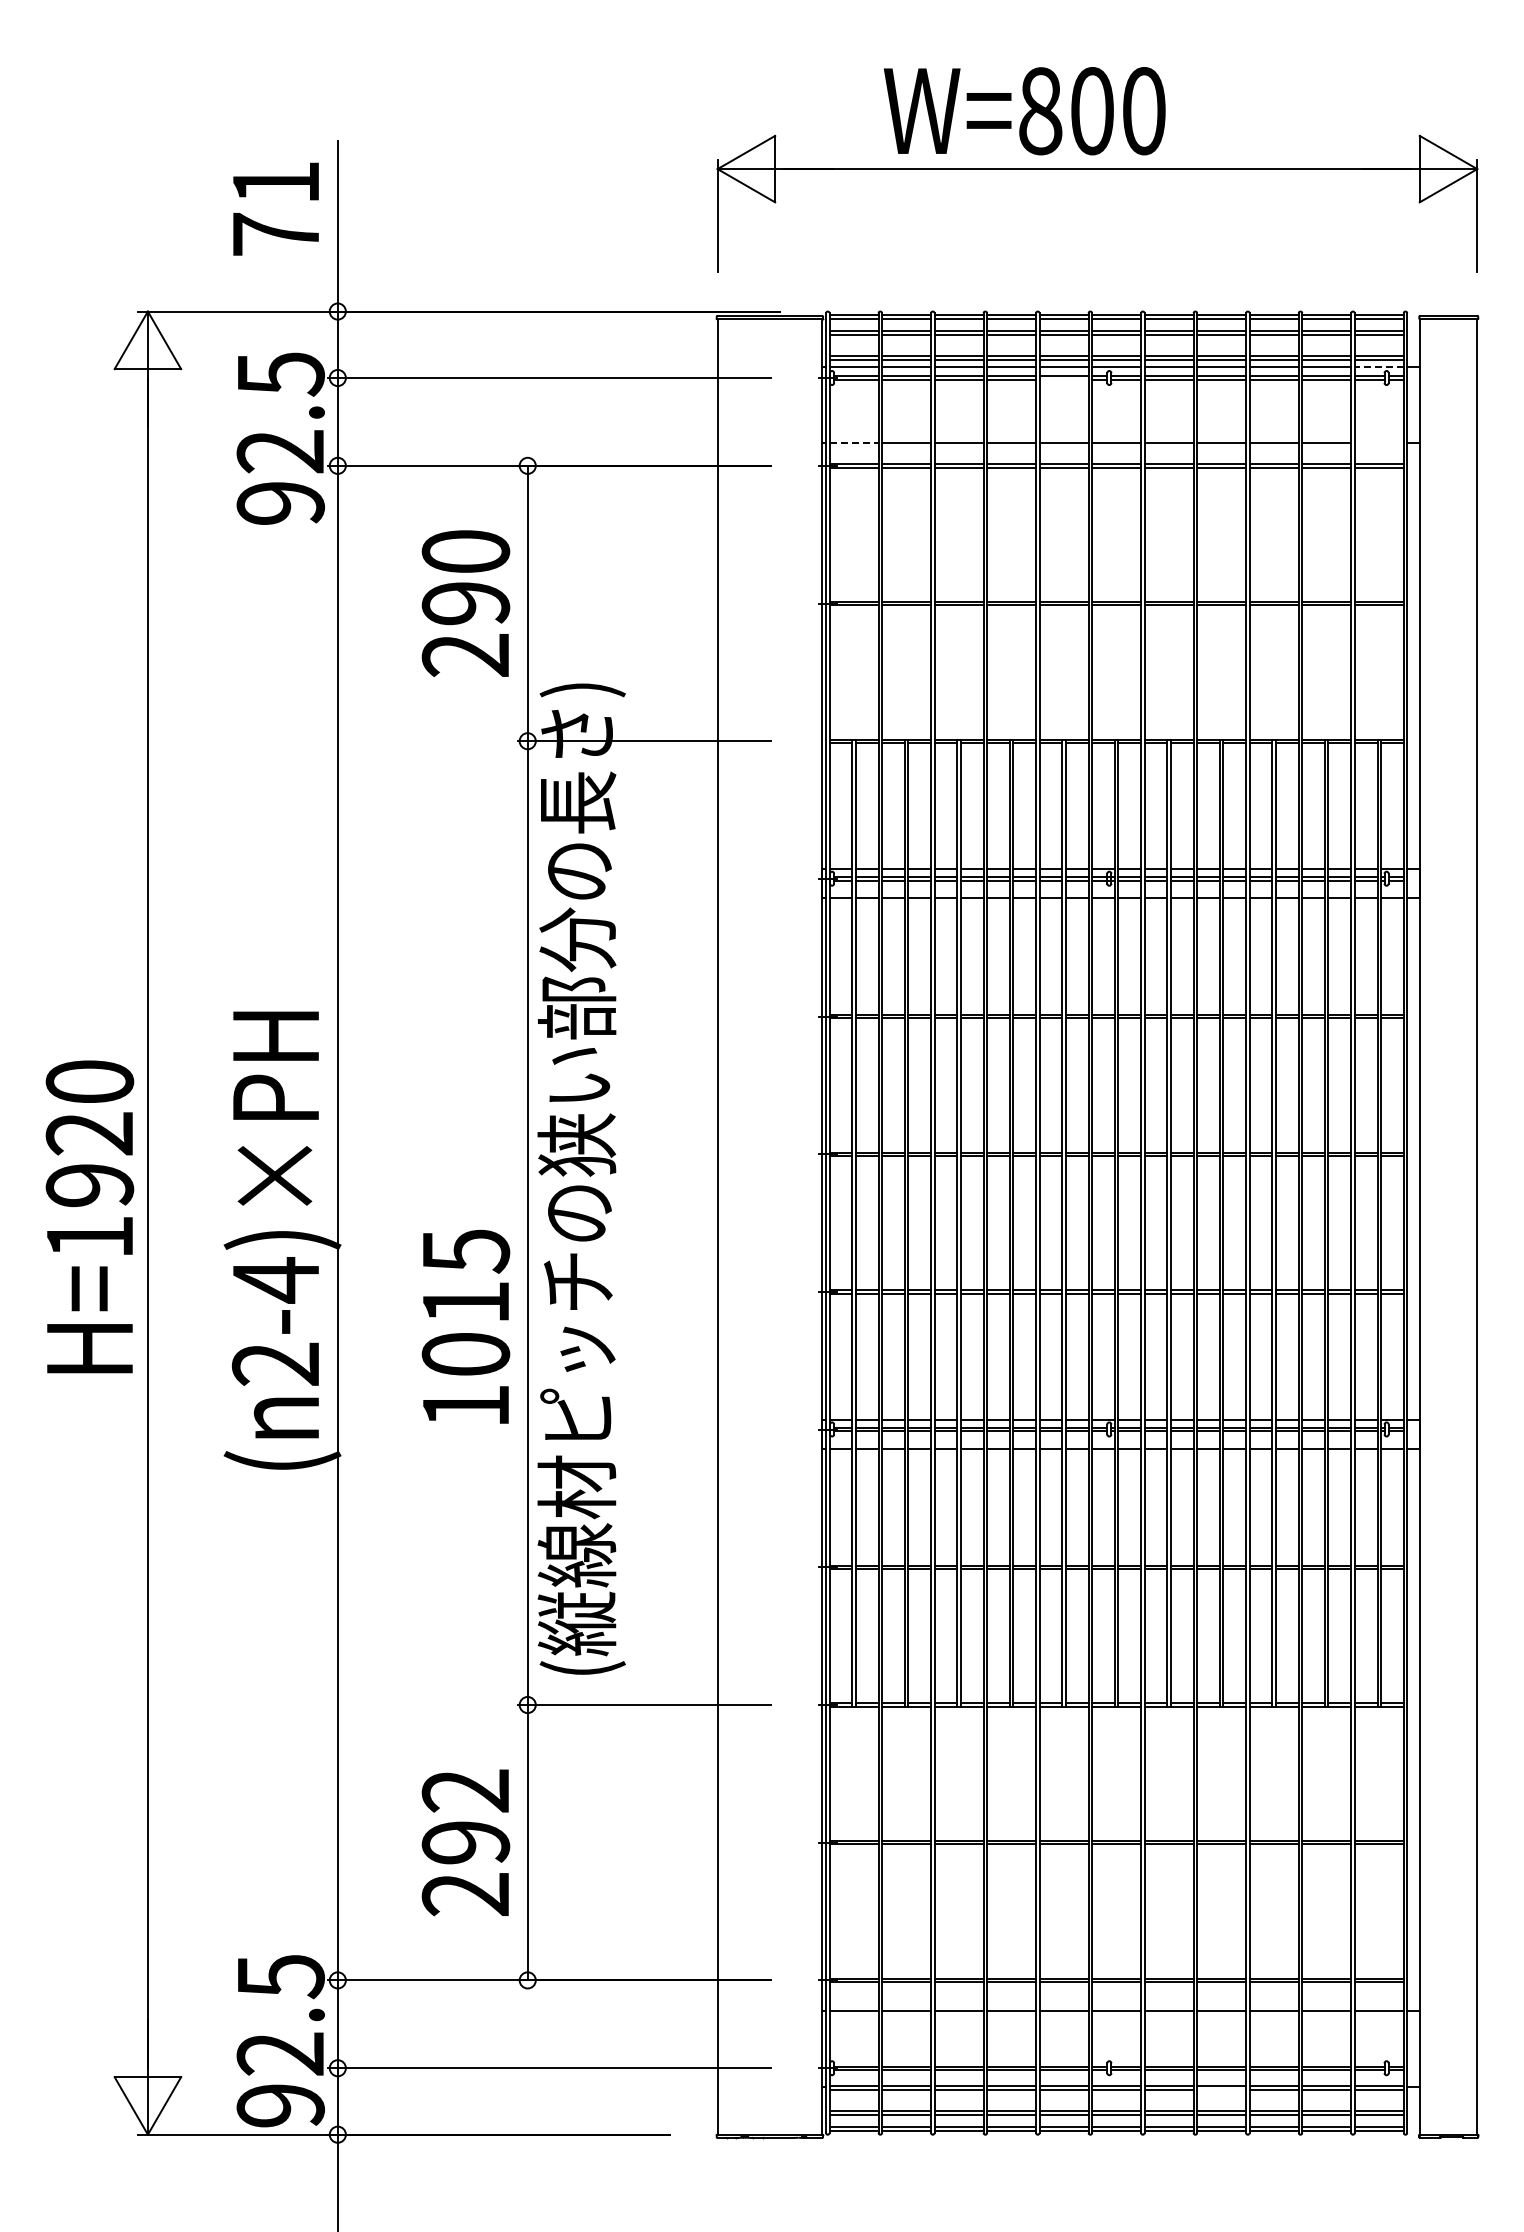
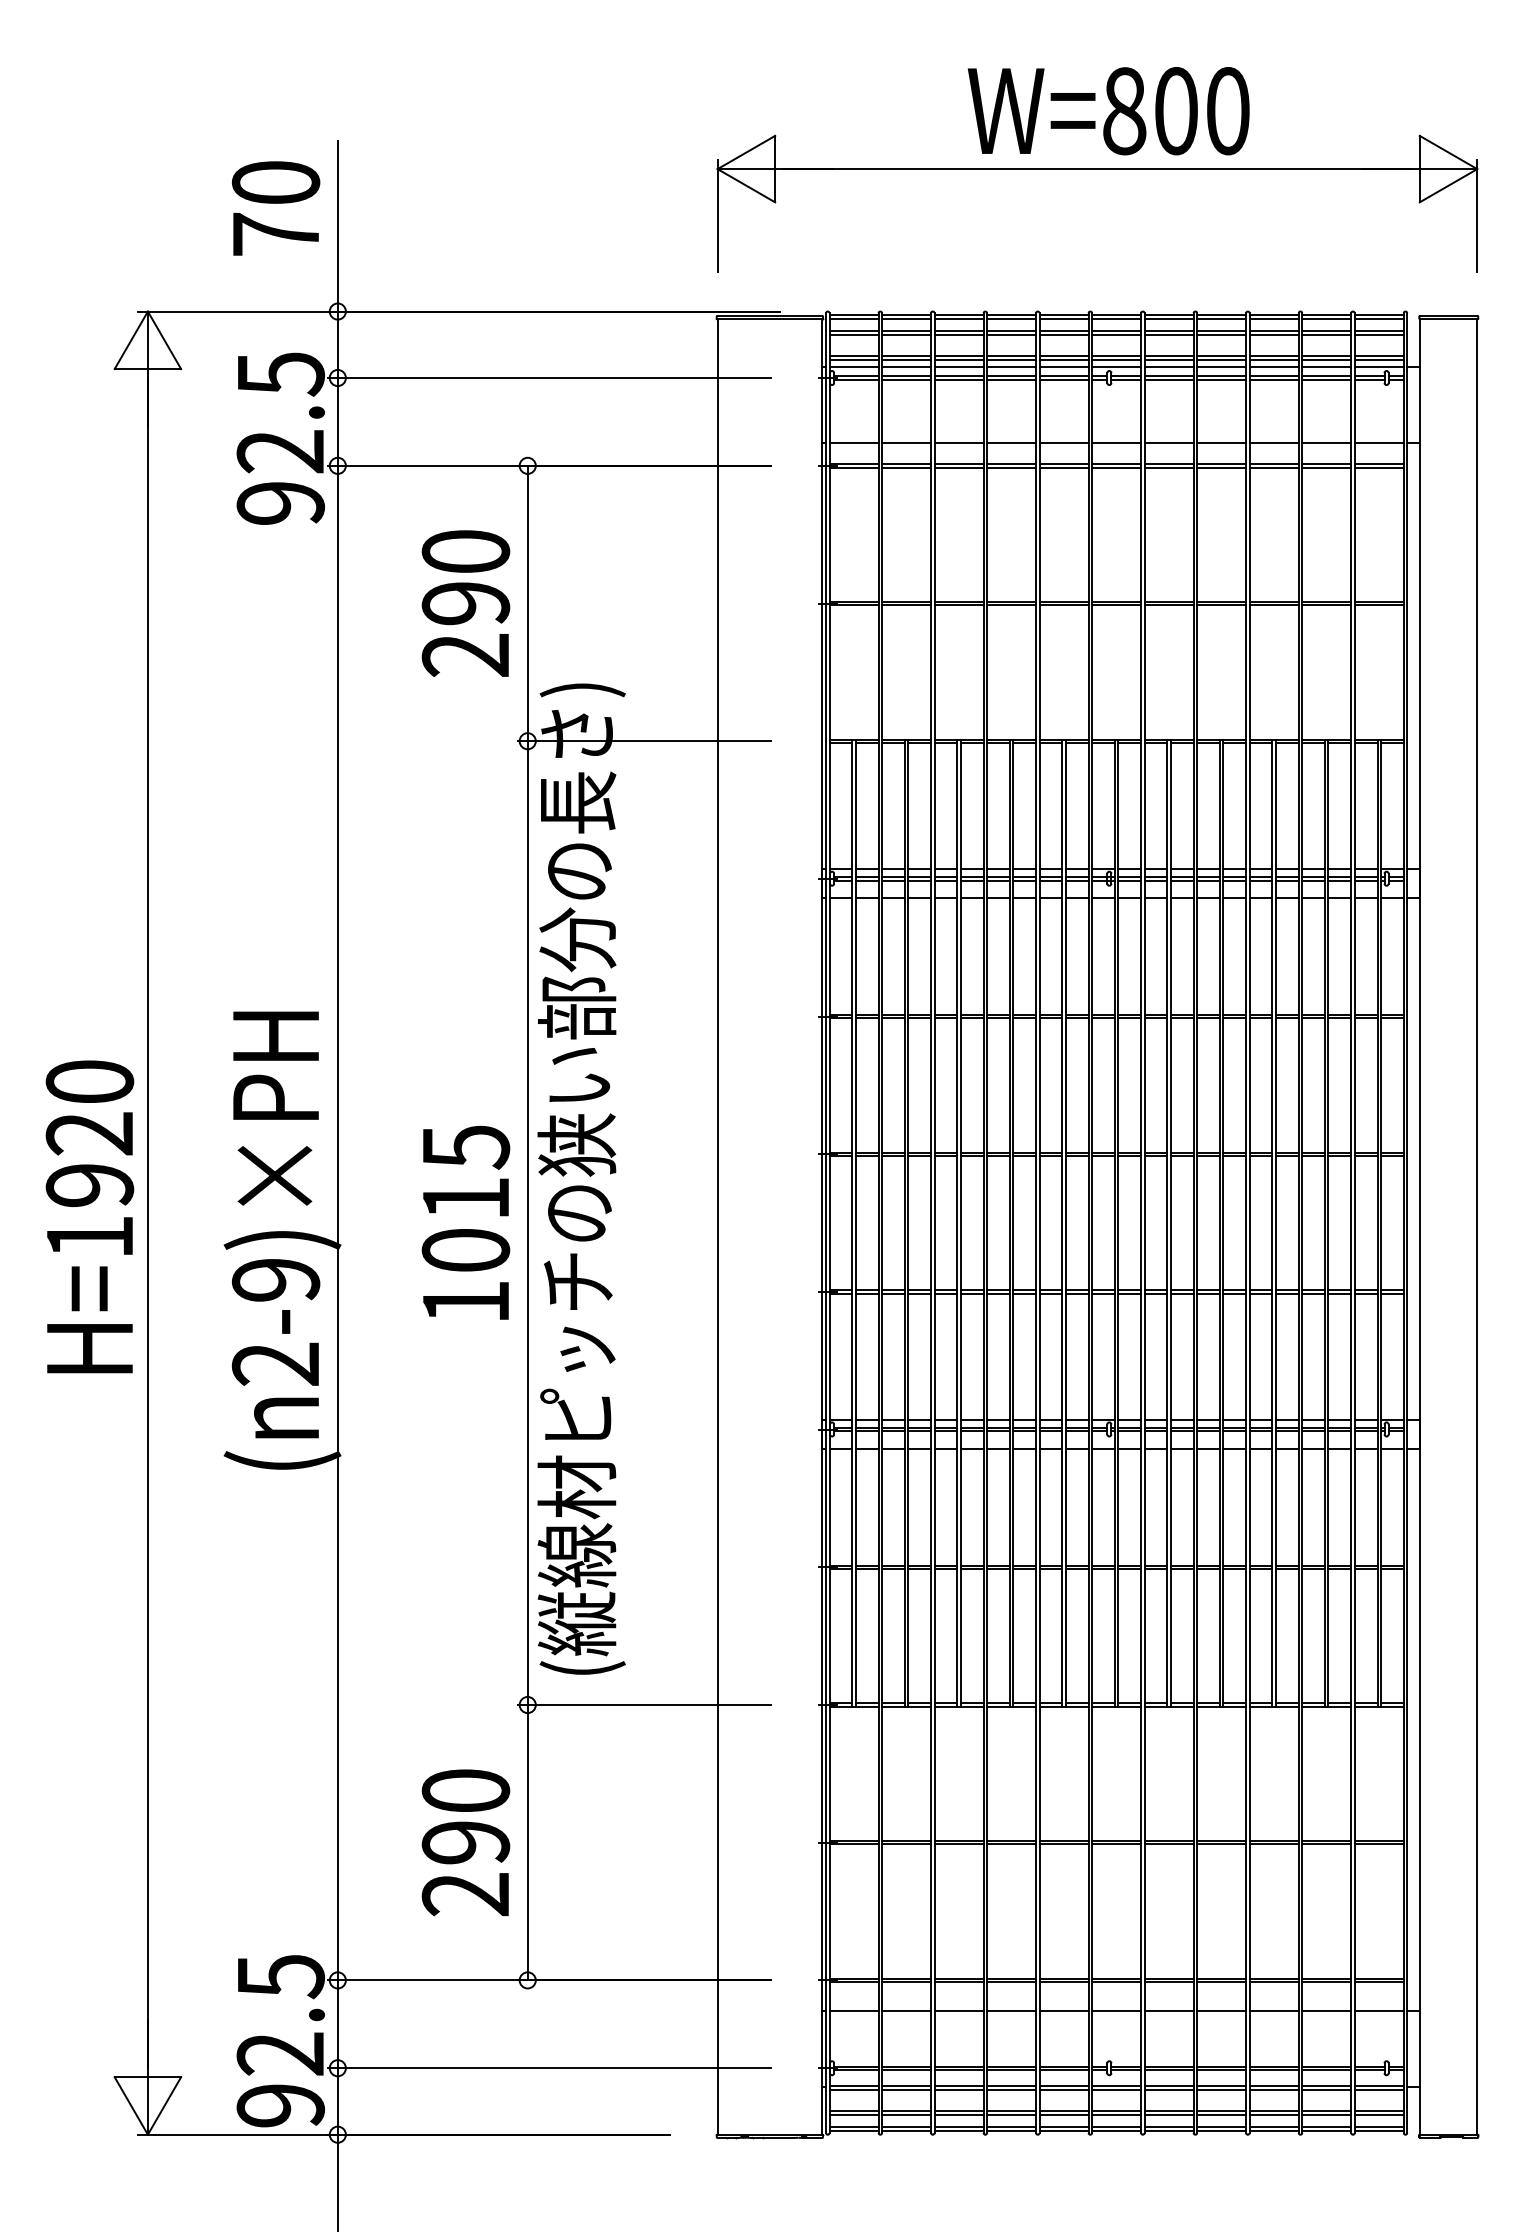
text position: (1024, 111) -> (1108, 111) (1108, 111)
text: 71 -> 70 (275, 182)
line: dashed -> solid (1379, 366)
line: none -> present (1063, 379)
line: dashed -> solid (854, 442)
line: none -> present (1378, 442)
text: (n2-4)×PH -> (n2-9)×PH (275, 1280)
text position: (465, 1326) -> (465, 1222) (465, 1222)
text: 292 -> 290 (465, 1790)
line: none -> present (1221, 2090)
